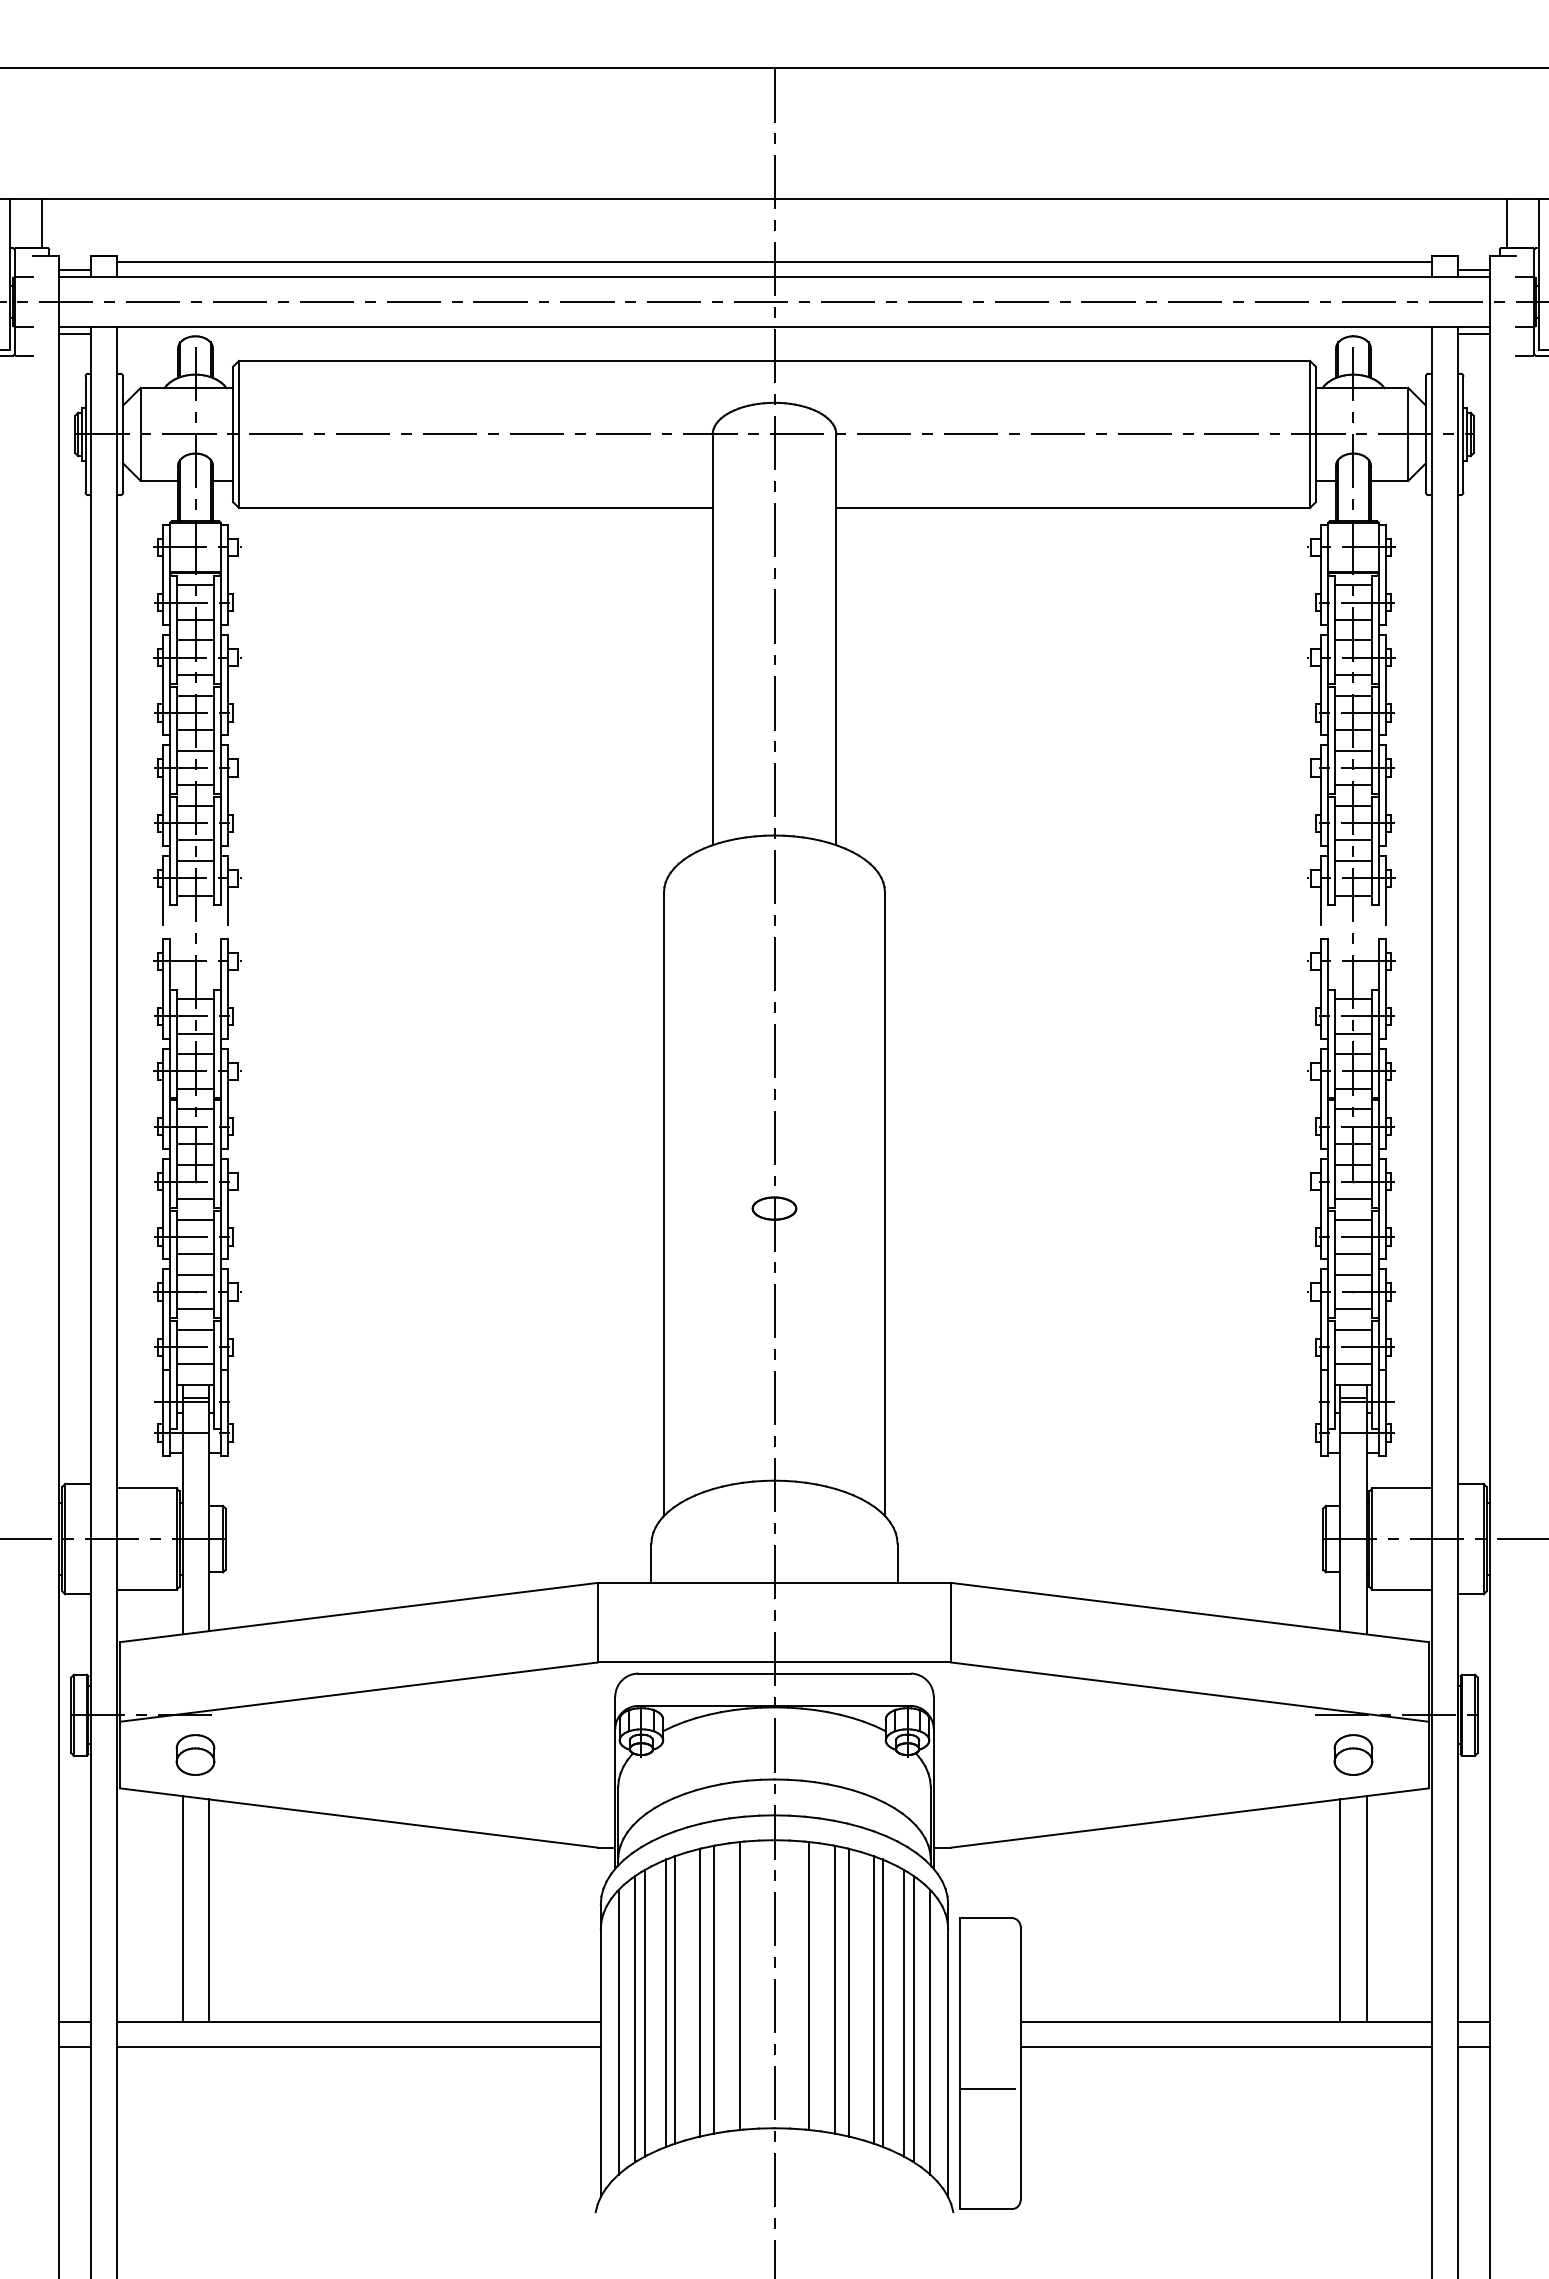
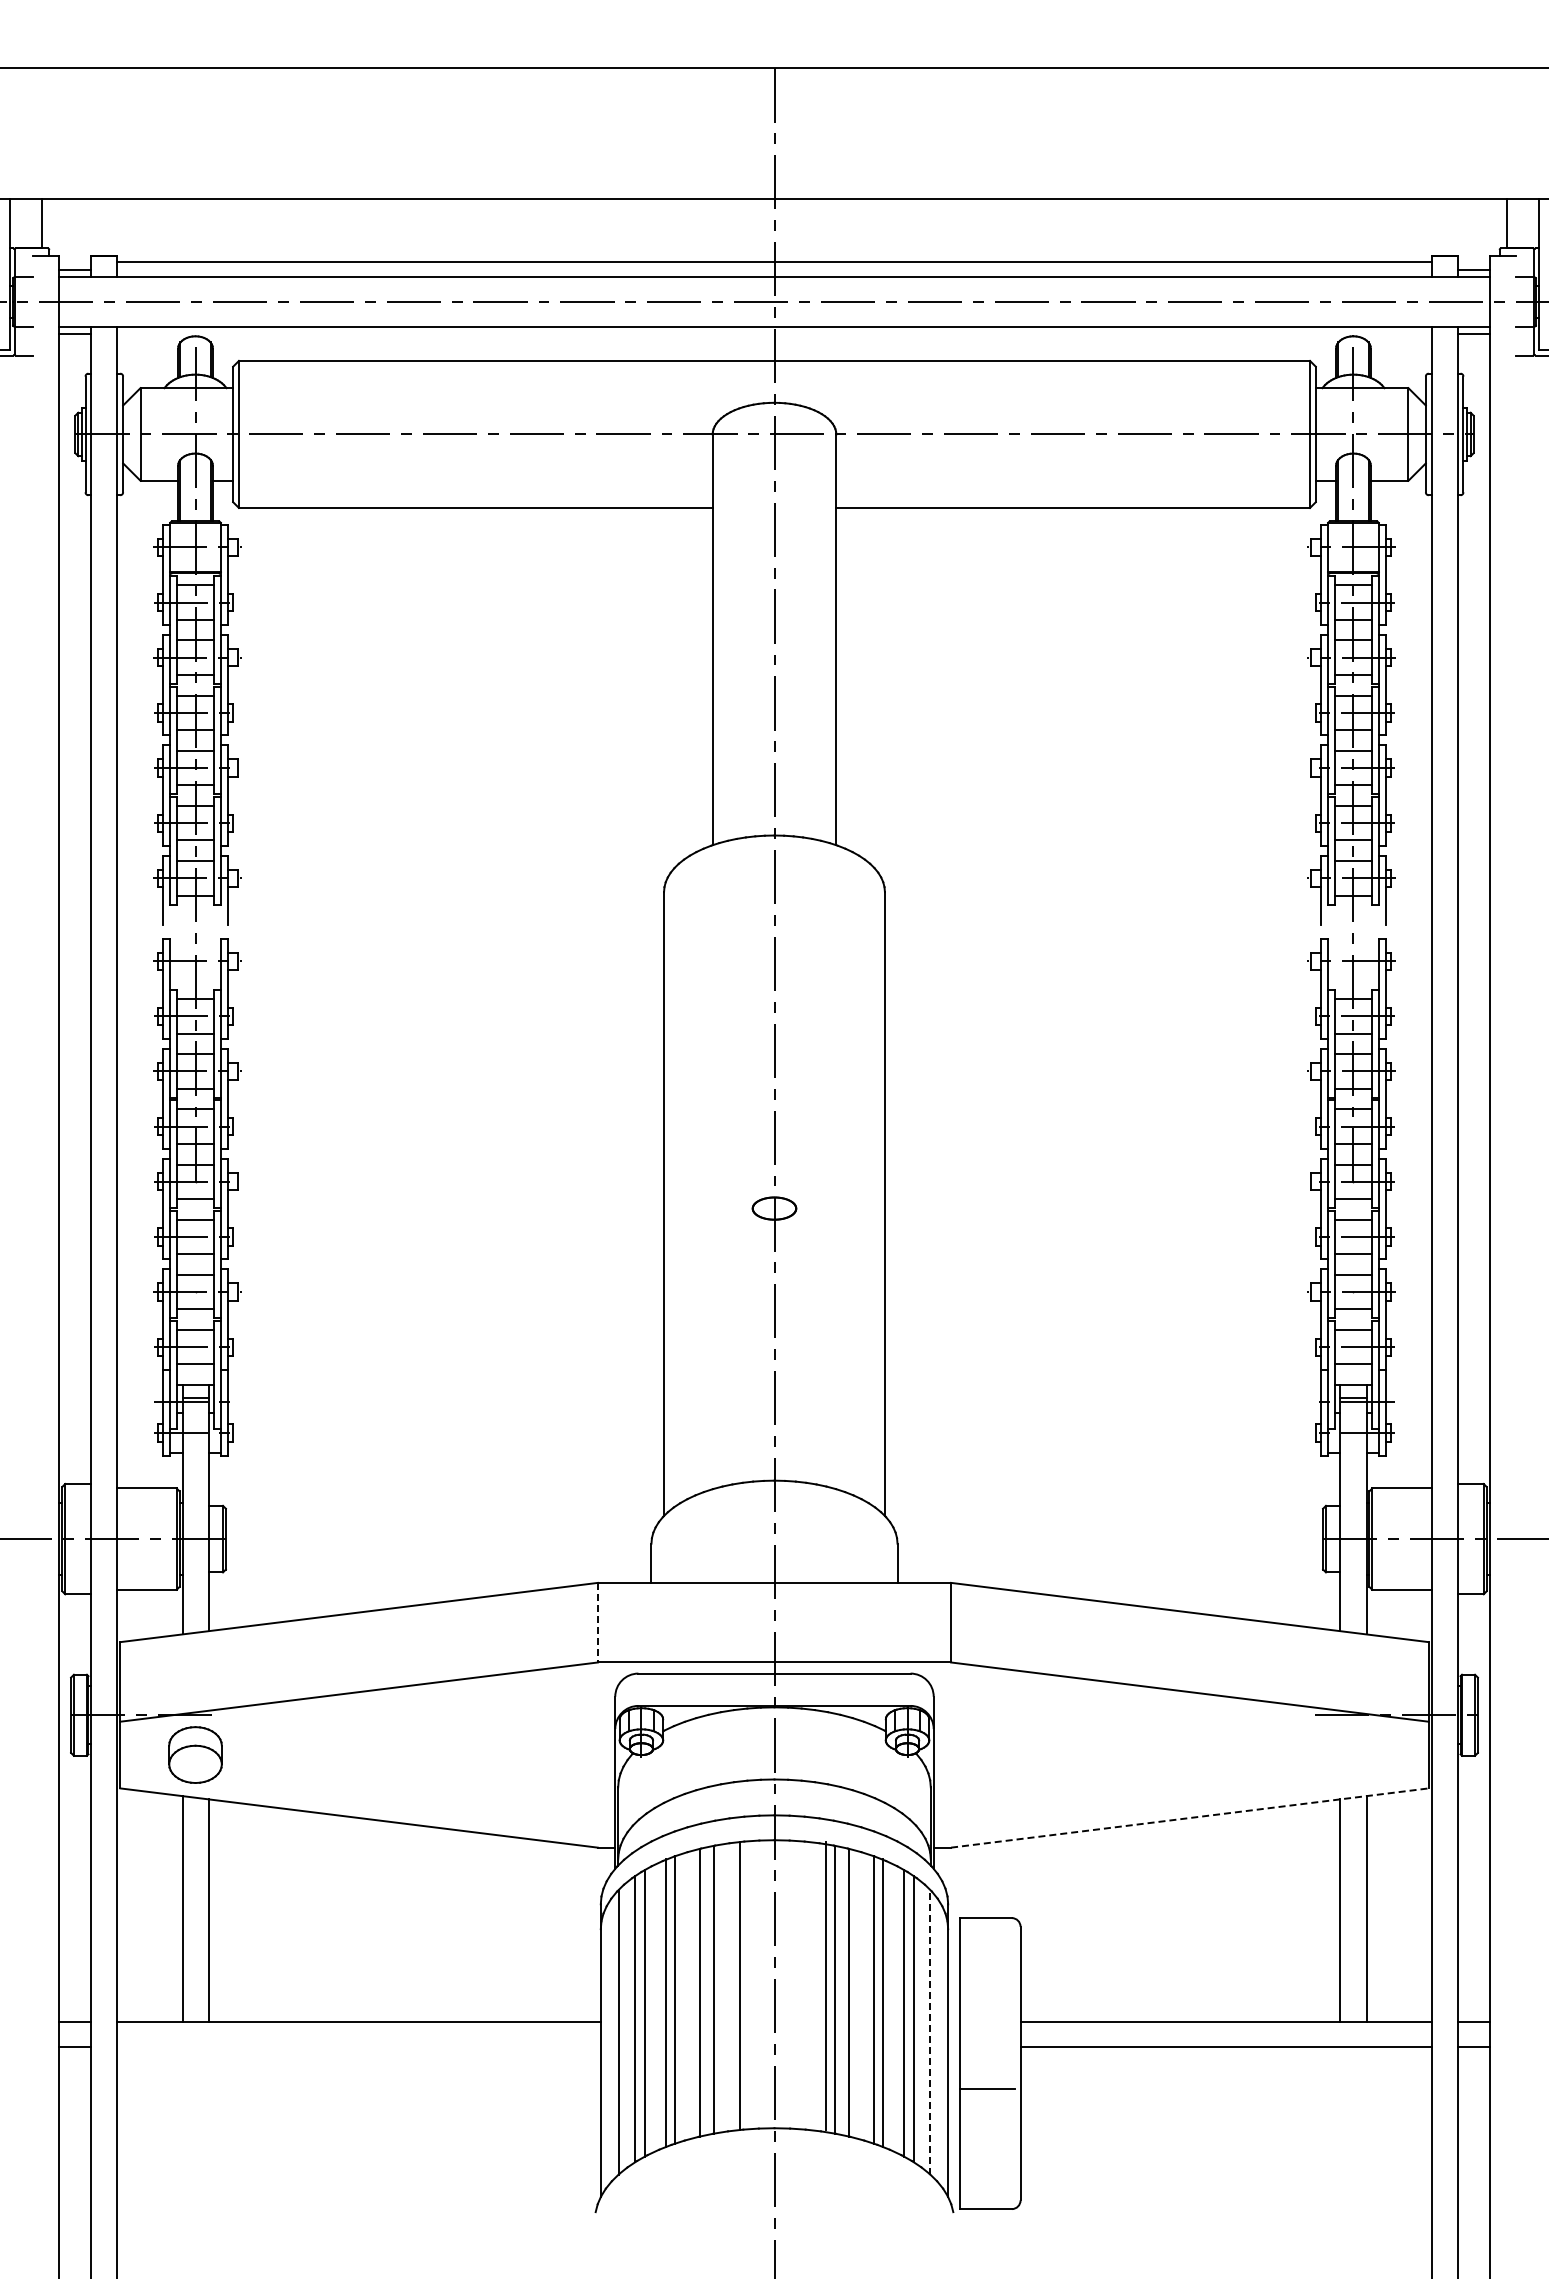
line: solid -> dashed (597, 1622)
part size: 41x42 px -> 55x58 px (195, 1754)
part: present -> none (1353, 1754)
line: solid -> dashed (1189, 1818)
line position: (808, 1985) -> (825, 1985) (825, 1985)
line: solid -> dashed (930, 2031)
line: present -> none (358, 2047)
